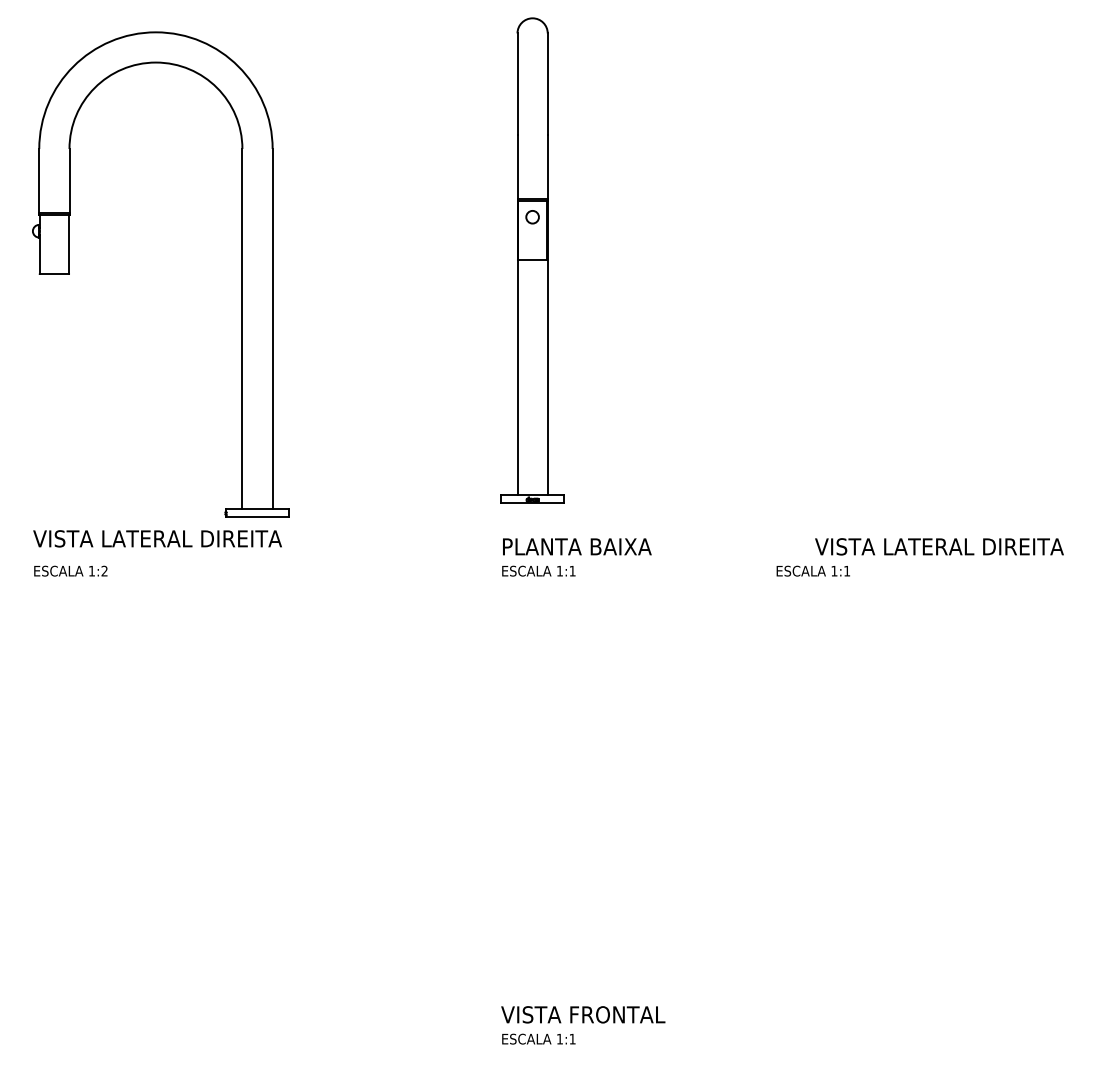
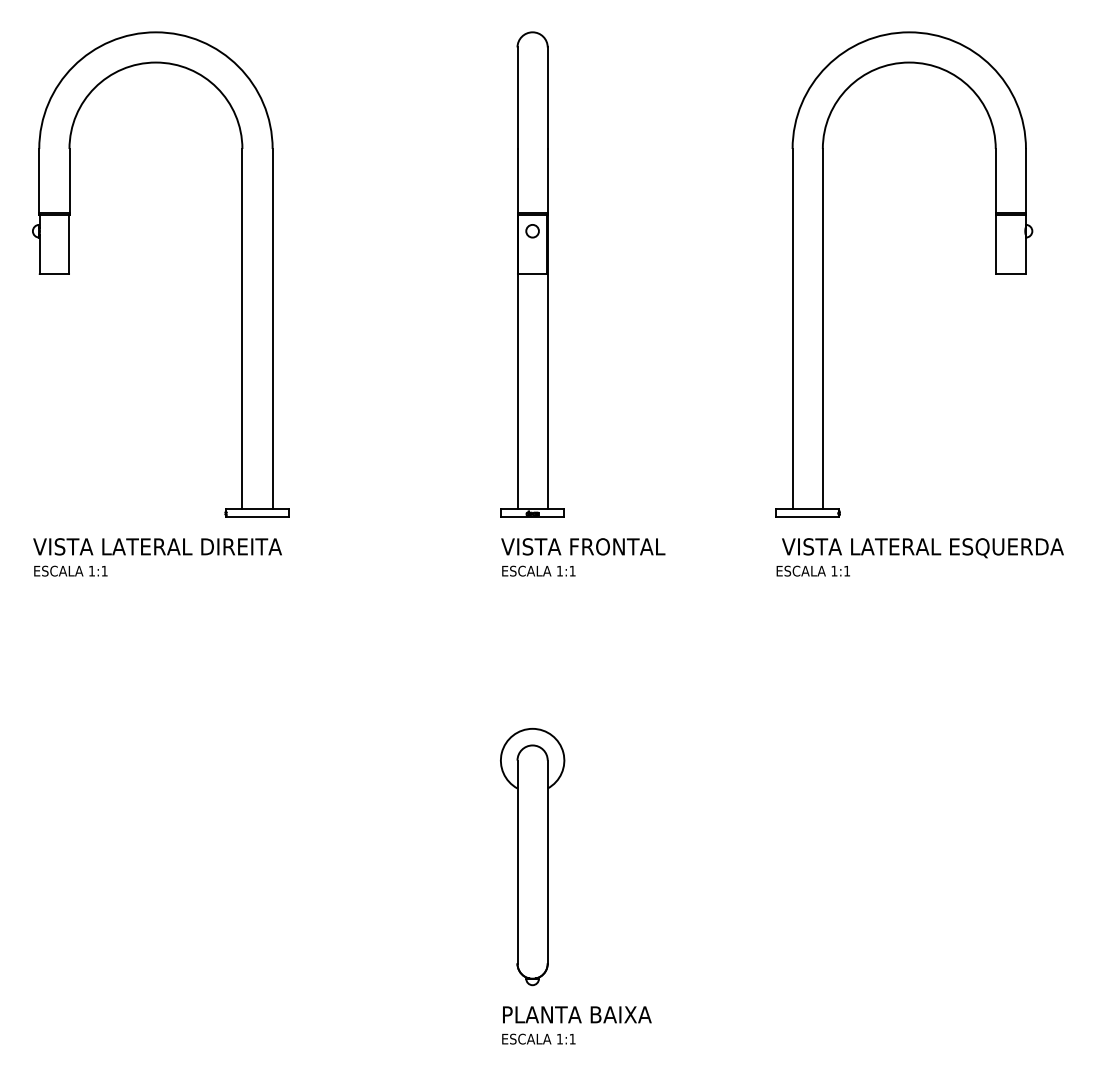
part position: (532, 260) -> (532, 274) (532, 274)
part: none -> present (823, 274)
text position: (157, 538) -> (157, 546) (157, 546)
text: PLANTA BAIXA -> VISTA FRONTAL (583, 546)
text: VISTA LATERAL DIREITA -> VISTA LATERAL ESQUERDA (915, 548)
text: 1:2 -> 1:1 (104, 570)
part: none -> present (532, 857)
text: VISTA FRONTAL -> PLANTA BAIXA (583, 1014)
